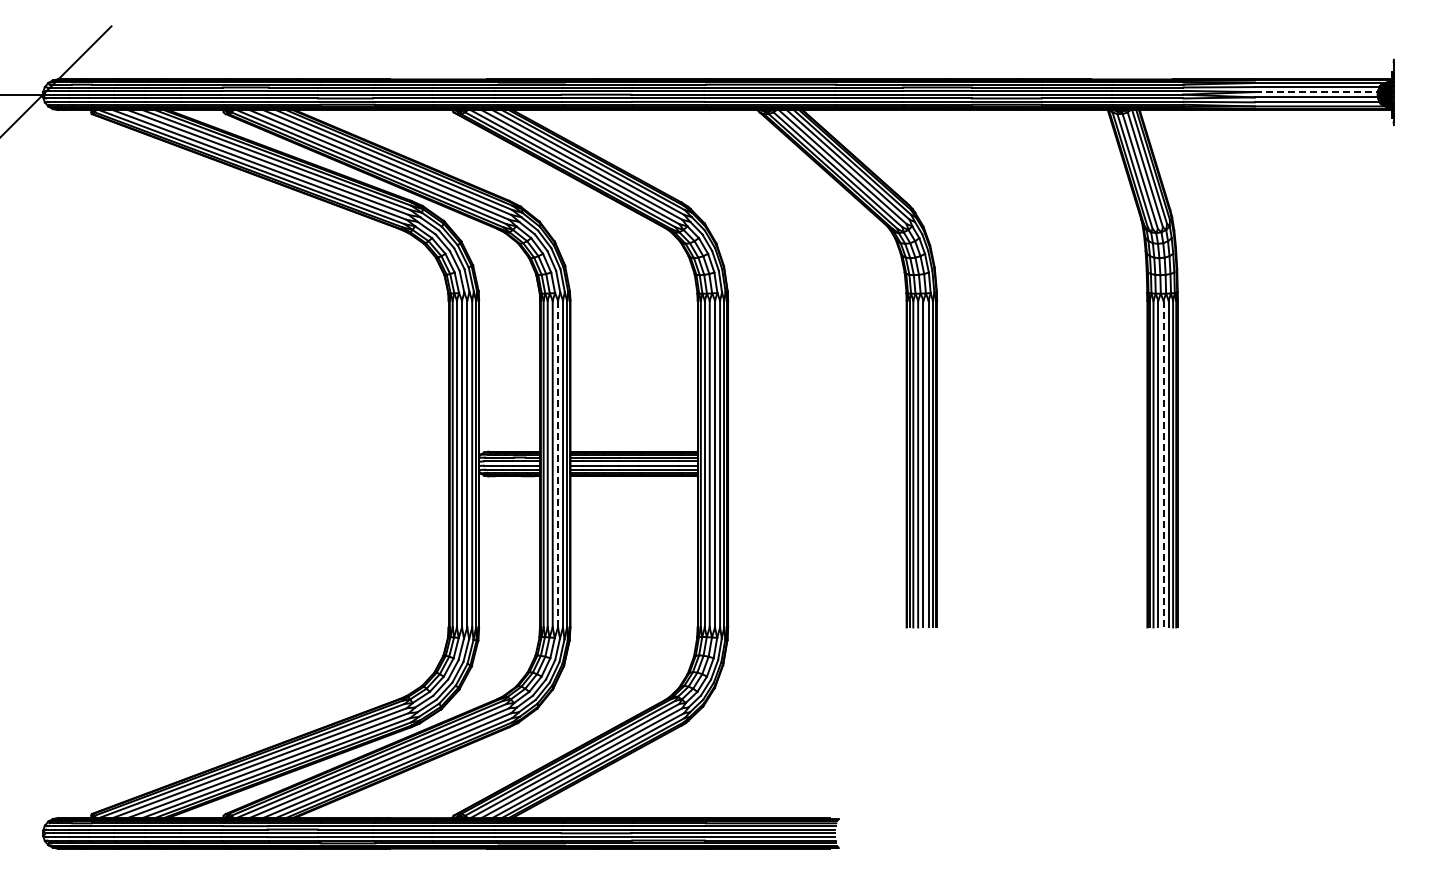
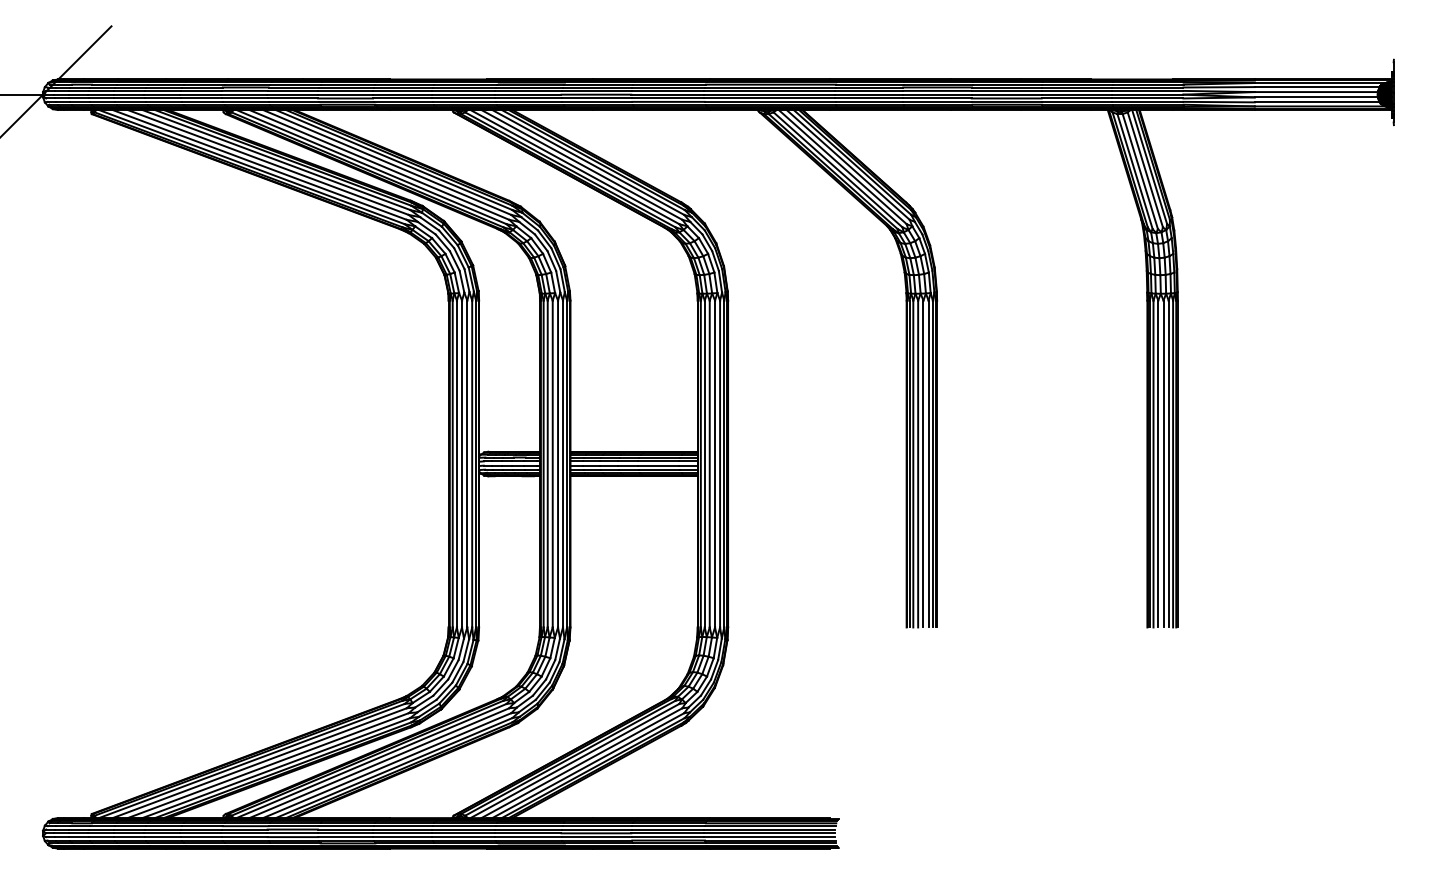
line: dashed -> solid (1316, 92)
line: dashed -> solid (558, 464)
line: dashed -> solid (1163, 464)
